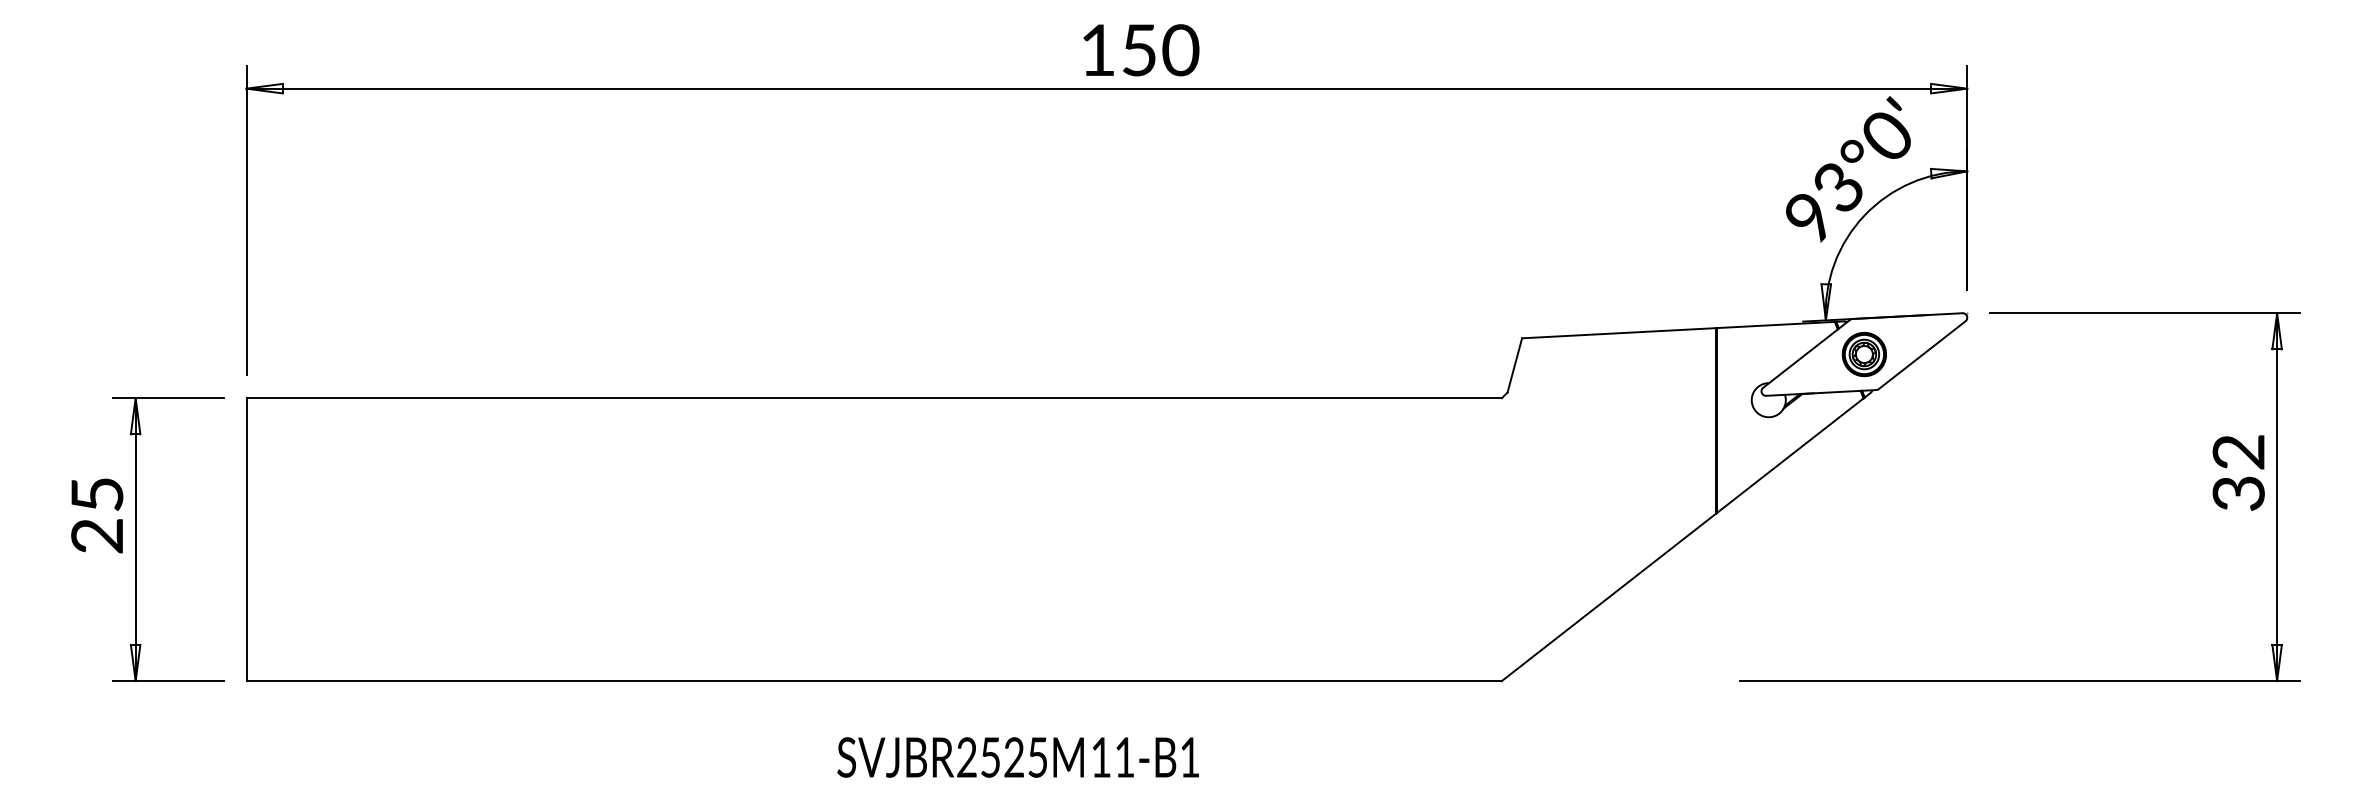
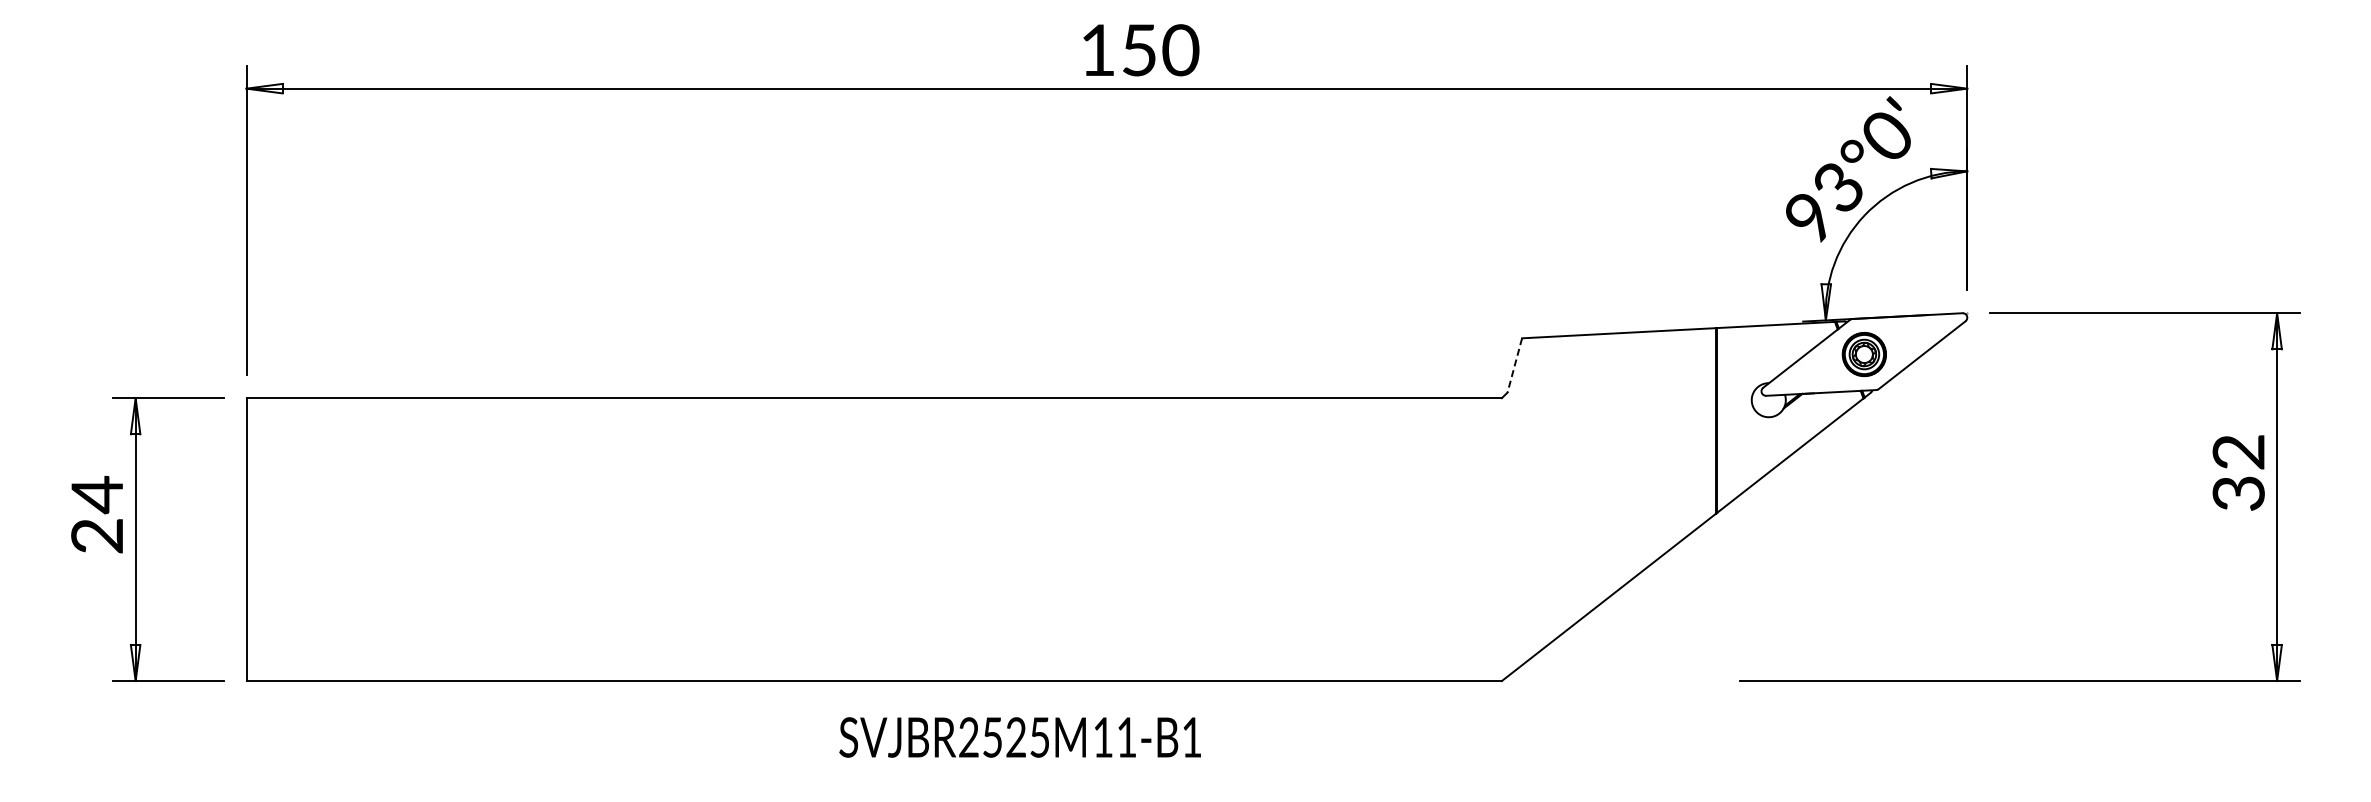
line: solid -> dashed (1514, 365)
text: 25 -> 24 (97, 495)
text position: (1017, 757) -> (1019, 737) (1019, 737)
